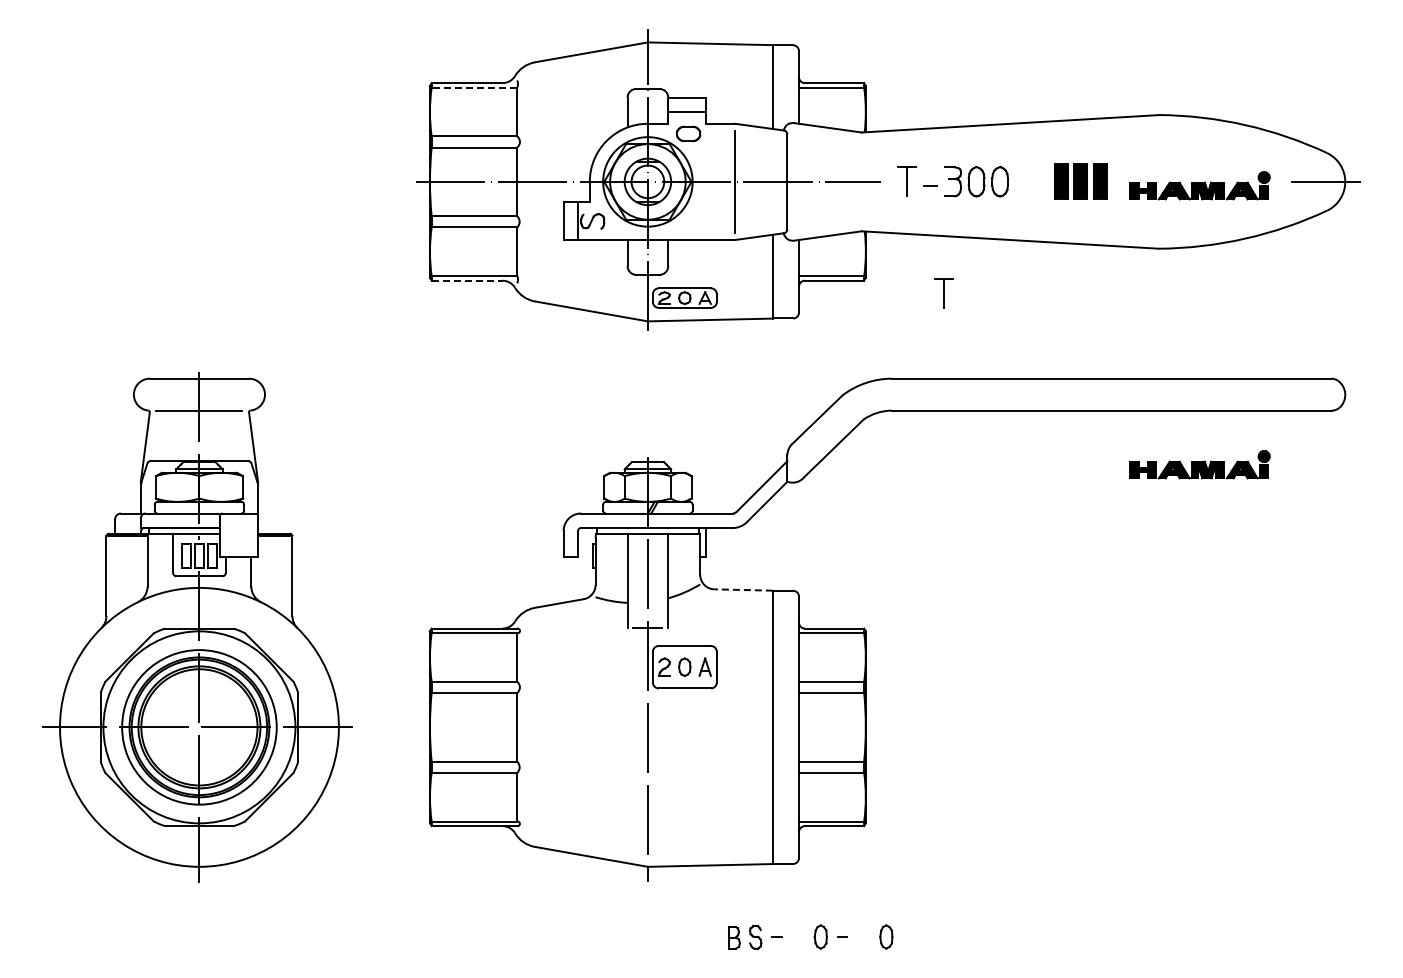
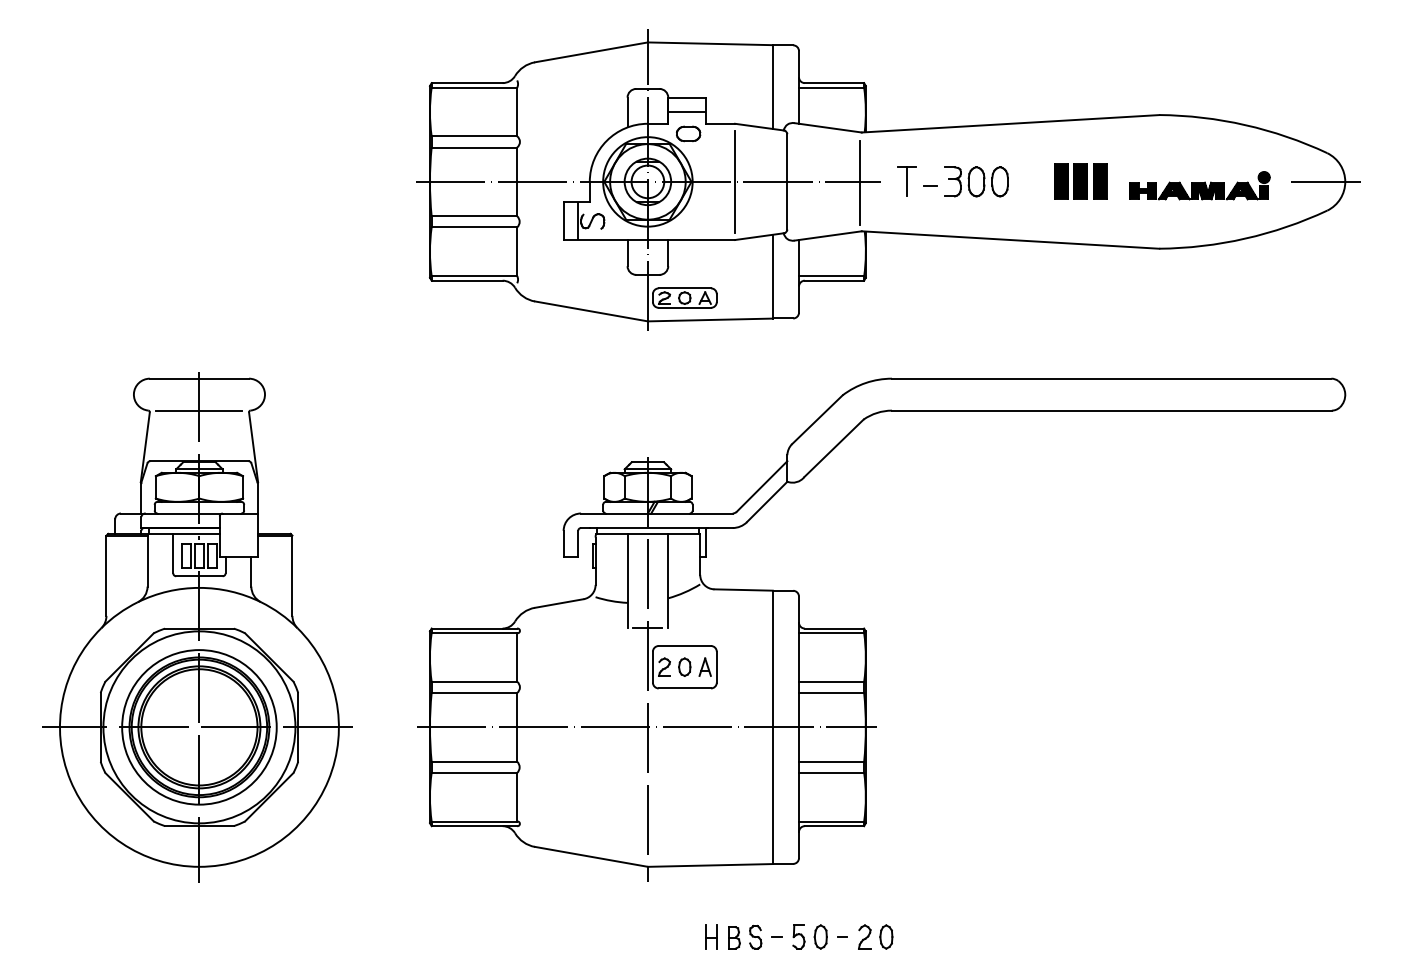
line: dashed -> solid (474, 87)
line: none -> present (859, 182)
line: dashed -> solid (467, 280)
part: present -> none (943, 293)
part: present -> none (1199, 464)
line: dashed -> solid (743, 590)
line: none -> present (646, 727)
part: none -> present (711, 936)
part: none -> present (798, 936)
part: none -> present (864, 936)
